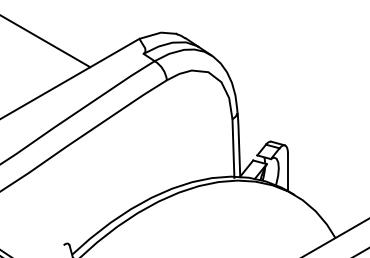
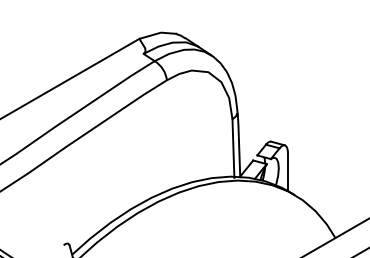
line: present -> none (46, 41)
